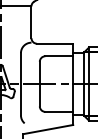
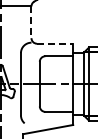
line: solid -> dashed (31, 22)
line: solid -> dashed (55, 43)
